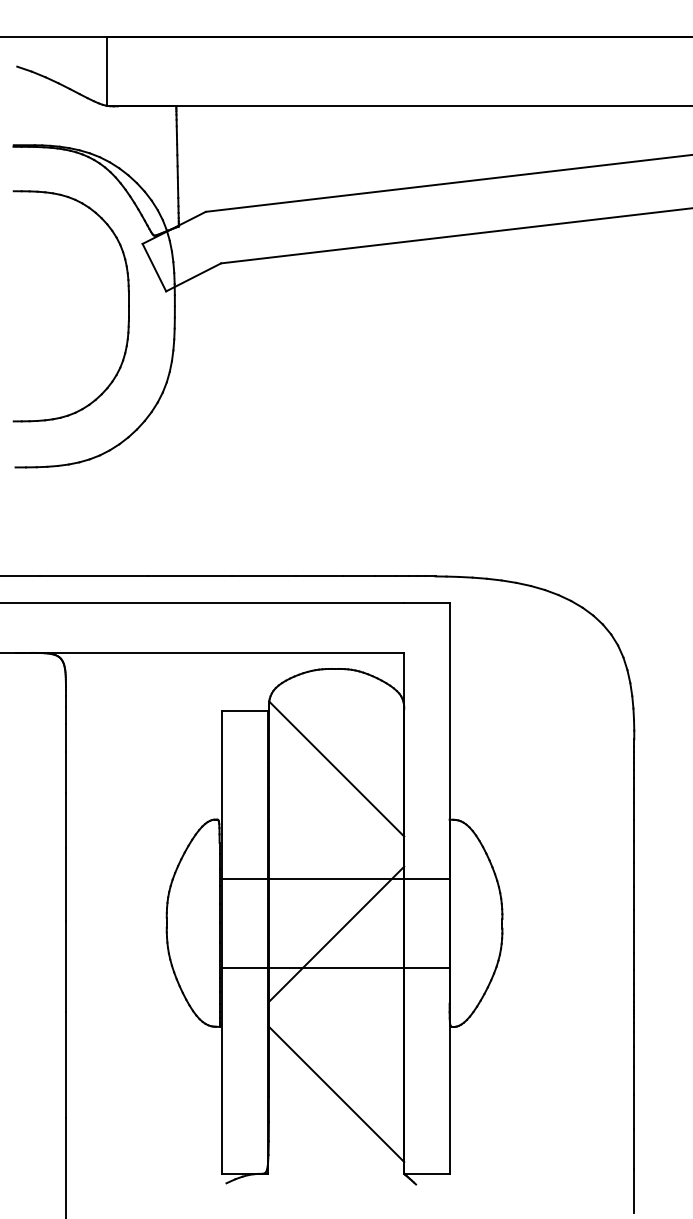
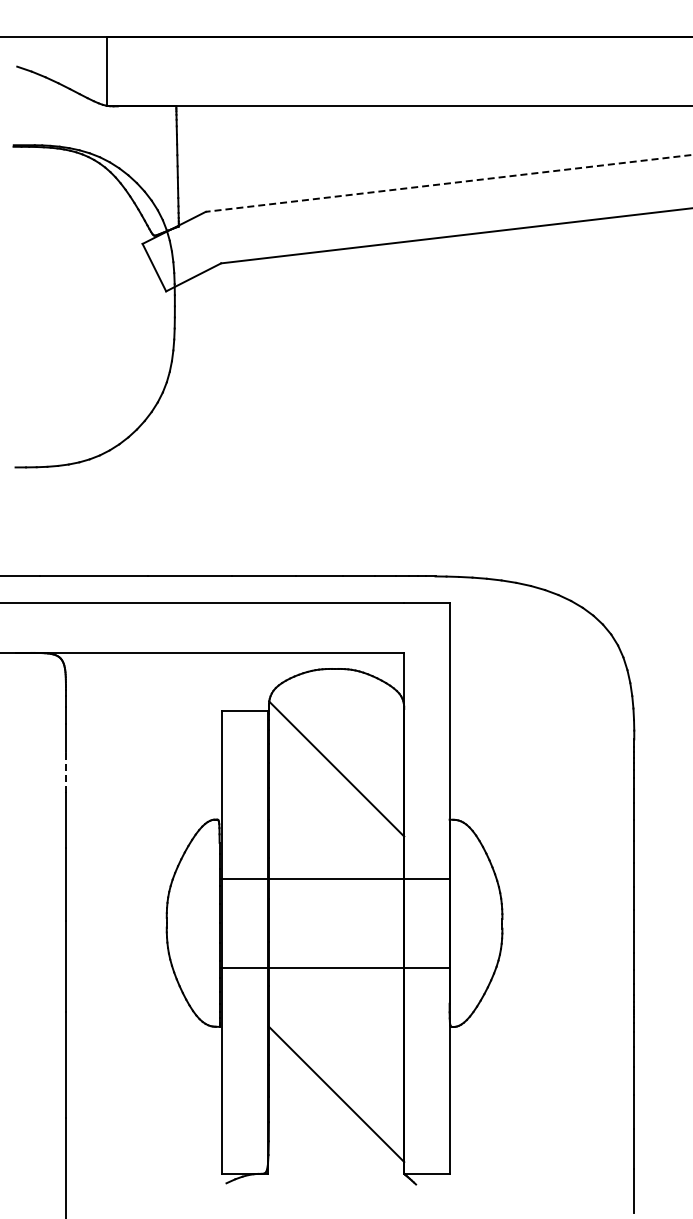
line: solid -> dashed (449, 183)
part: present -> none (128, 306)
line: solid -> dashed (65, 772)
line: present -> none (336, 933)
